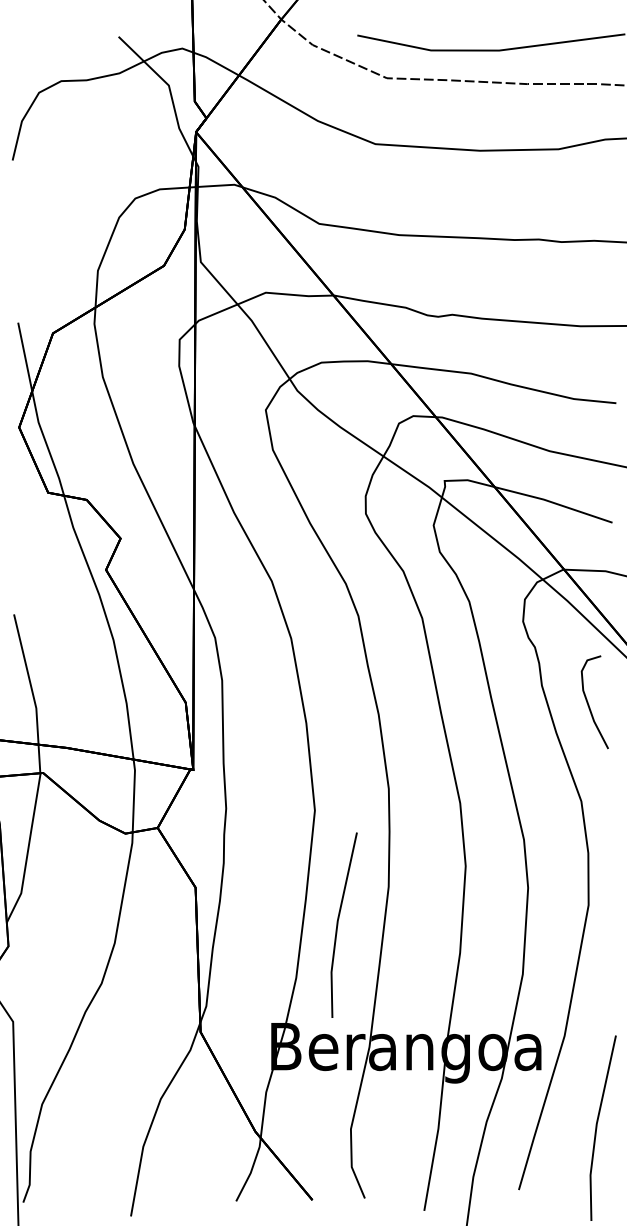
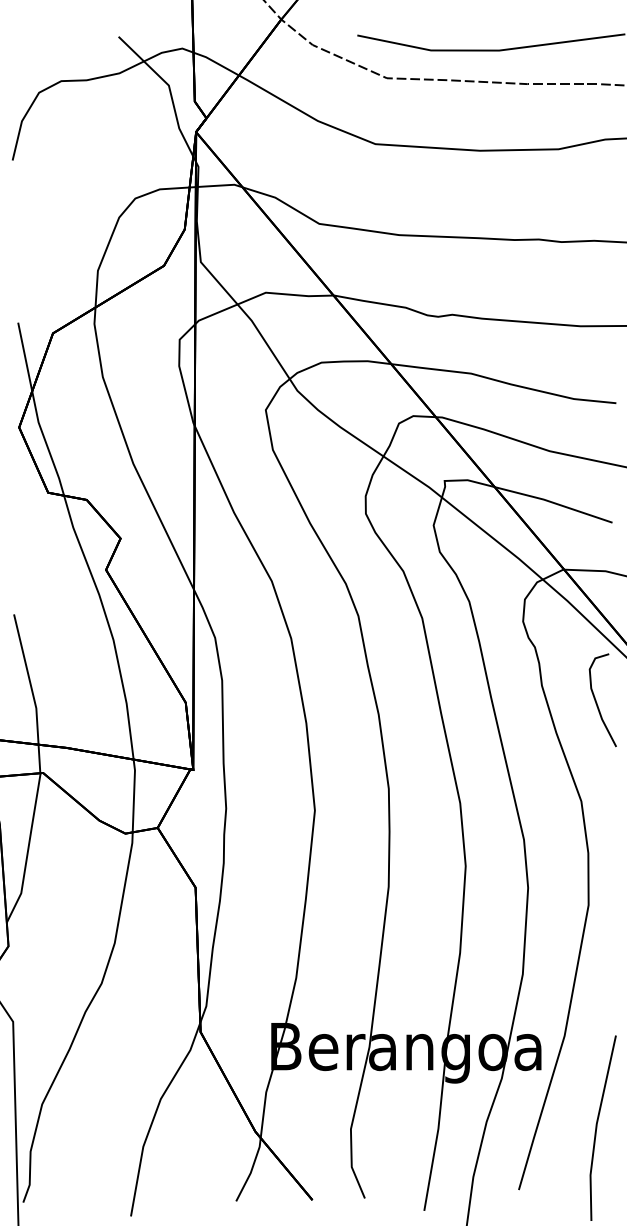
curve position: (589, 704) -> (597, 702) (597, 702)
line: present -> none (338, 924)
